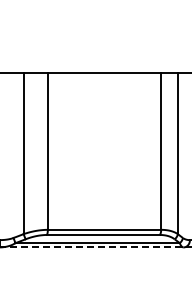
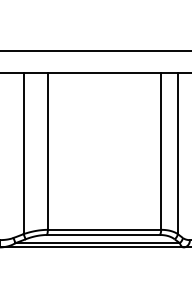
line: none -> present (95, 50)
line: dashed -> solid (95, 247)
